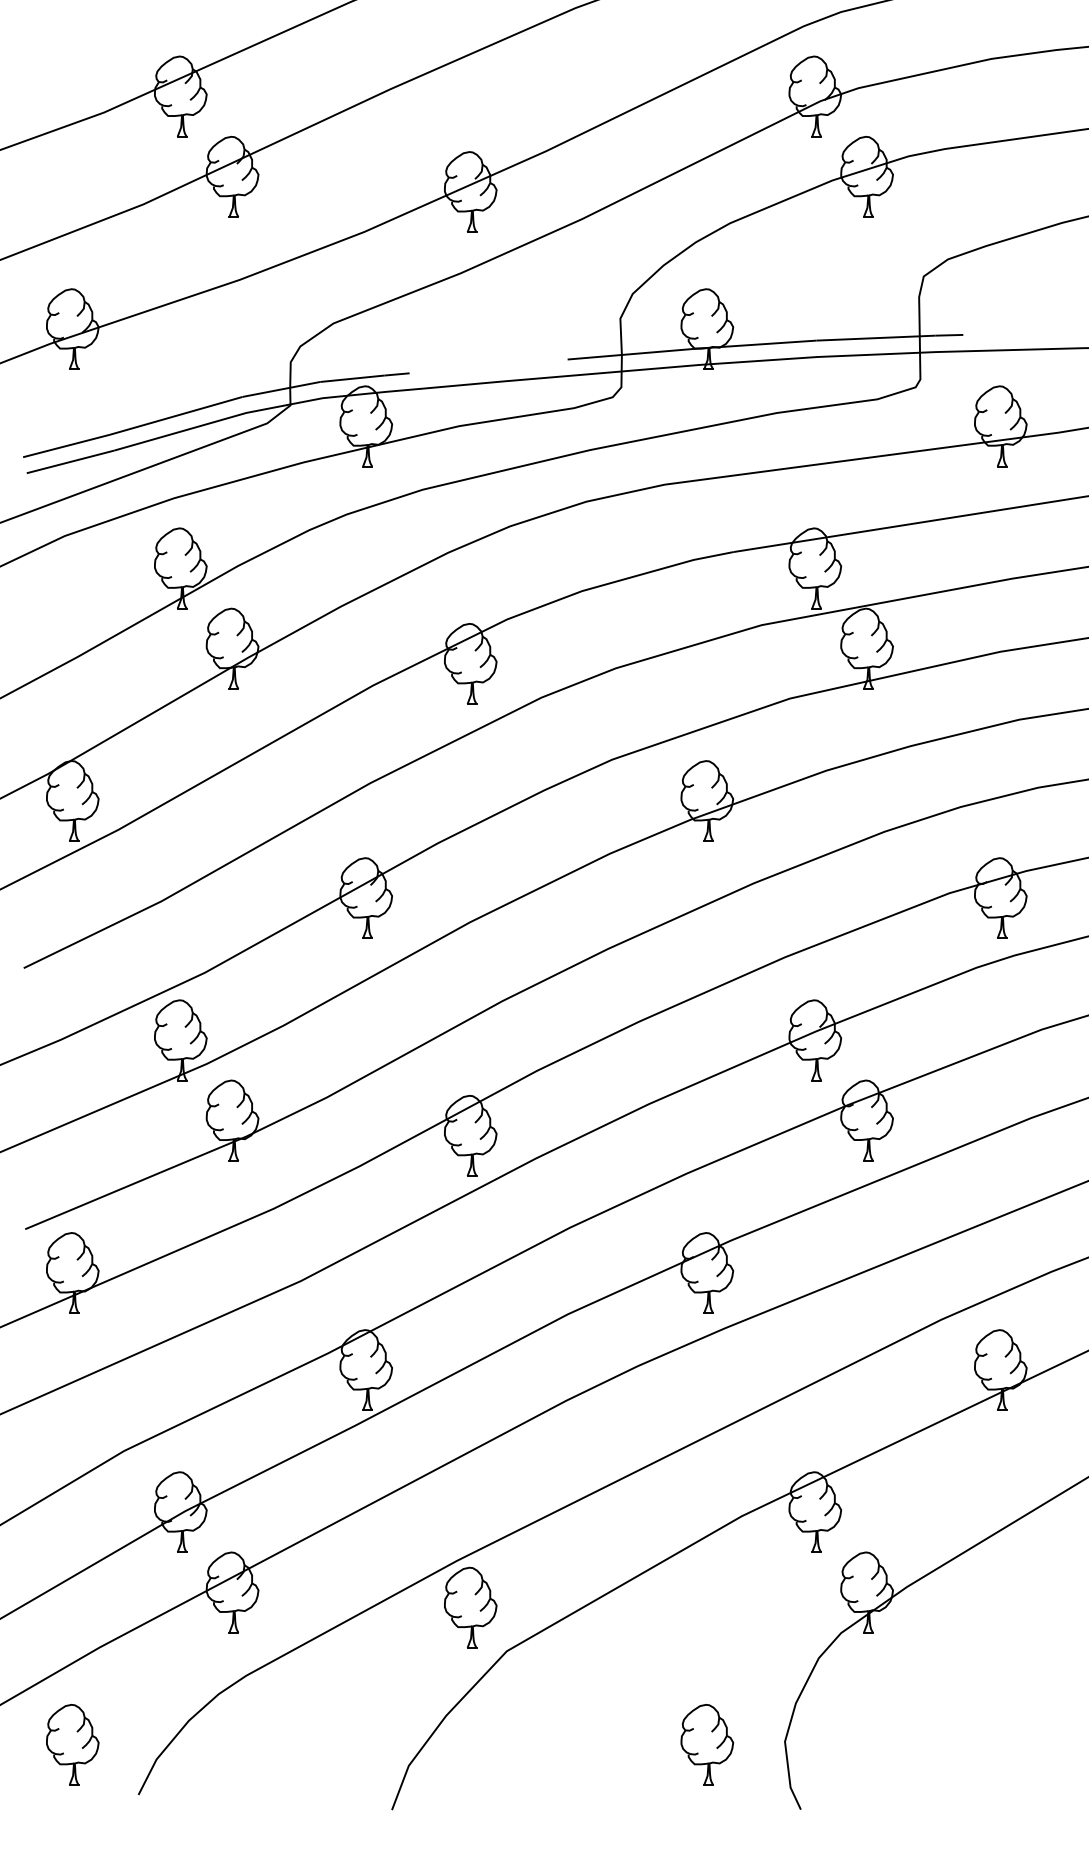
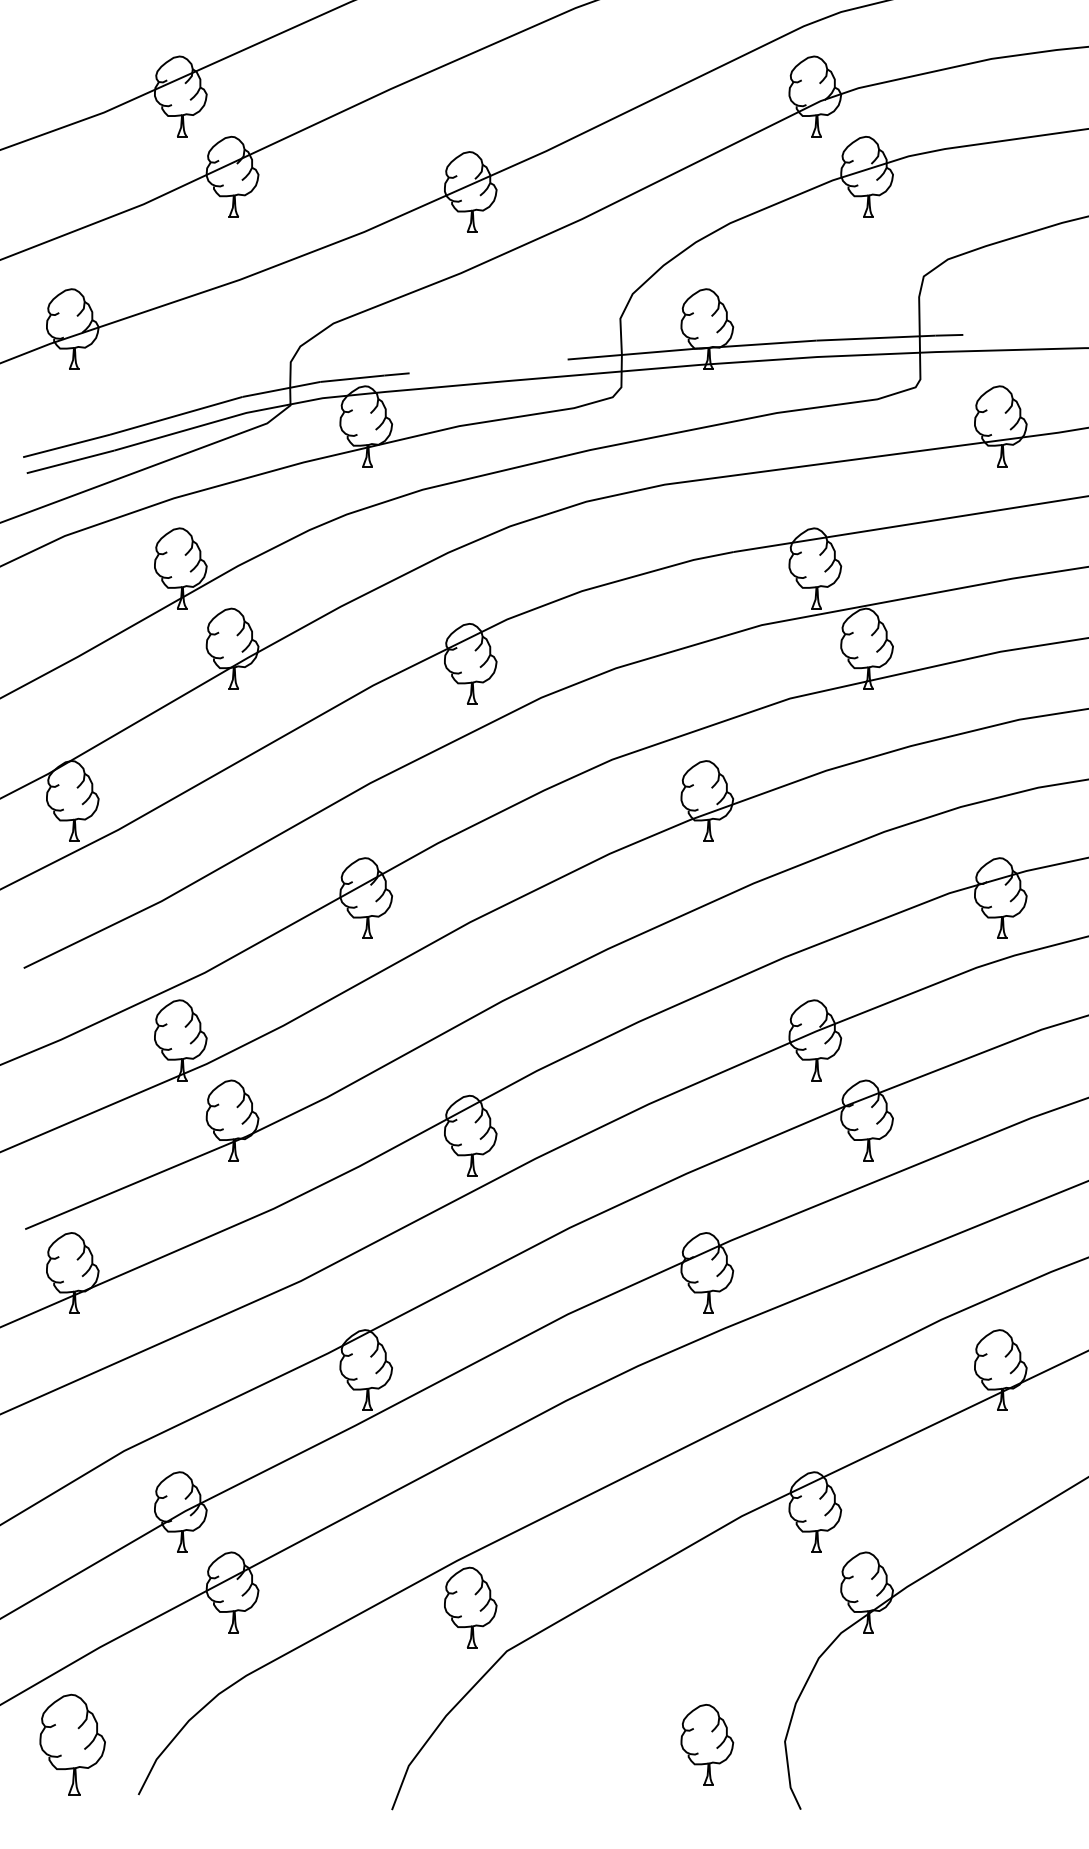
part size: 54x82 px -> 67x103 px (72, 1744)
